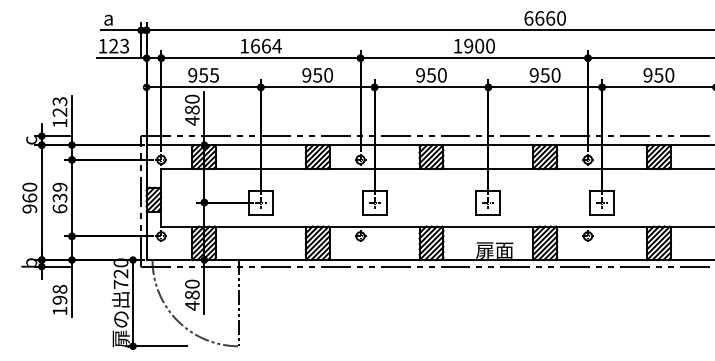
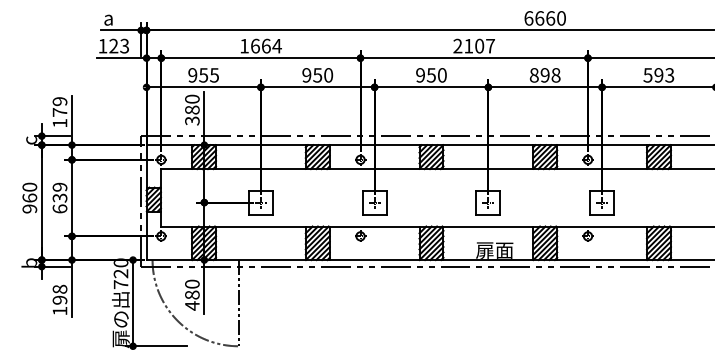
text: 1900 -> 2107 (473, 45)
text: 950 -> 898 (544, 75)
text: 950 -> 593 (658, 75)
text: 123 -> 179 (59, 106)
text: 480 -> 380 (192, 120)
